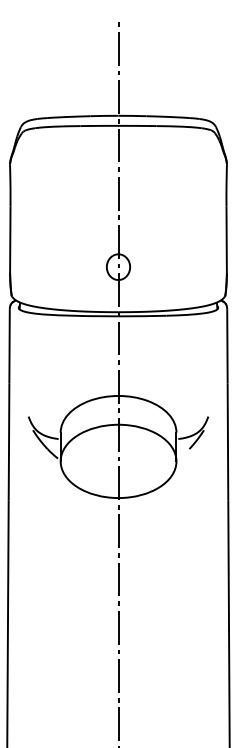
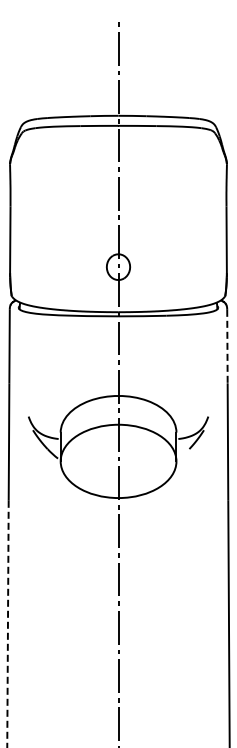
line: solid -> dashed (227, 346)
line: solid -> dashed (7, 624)
